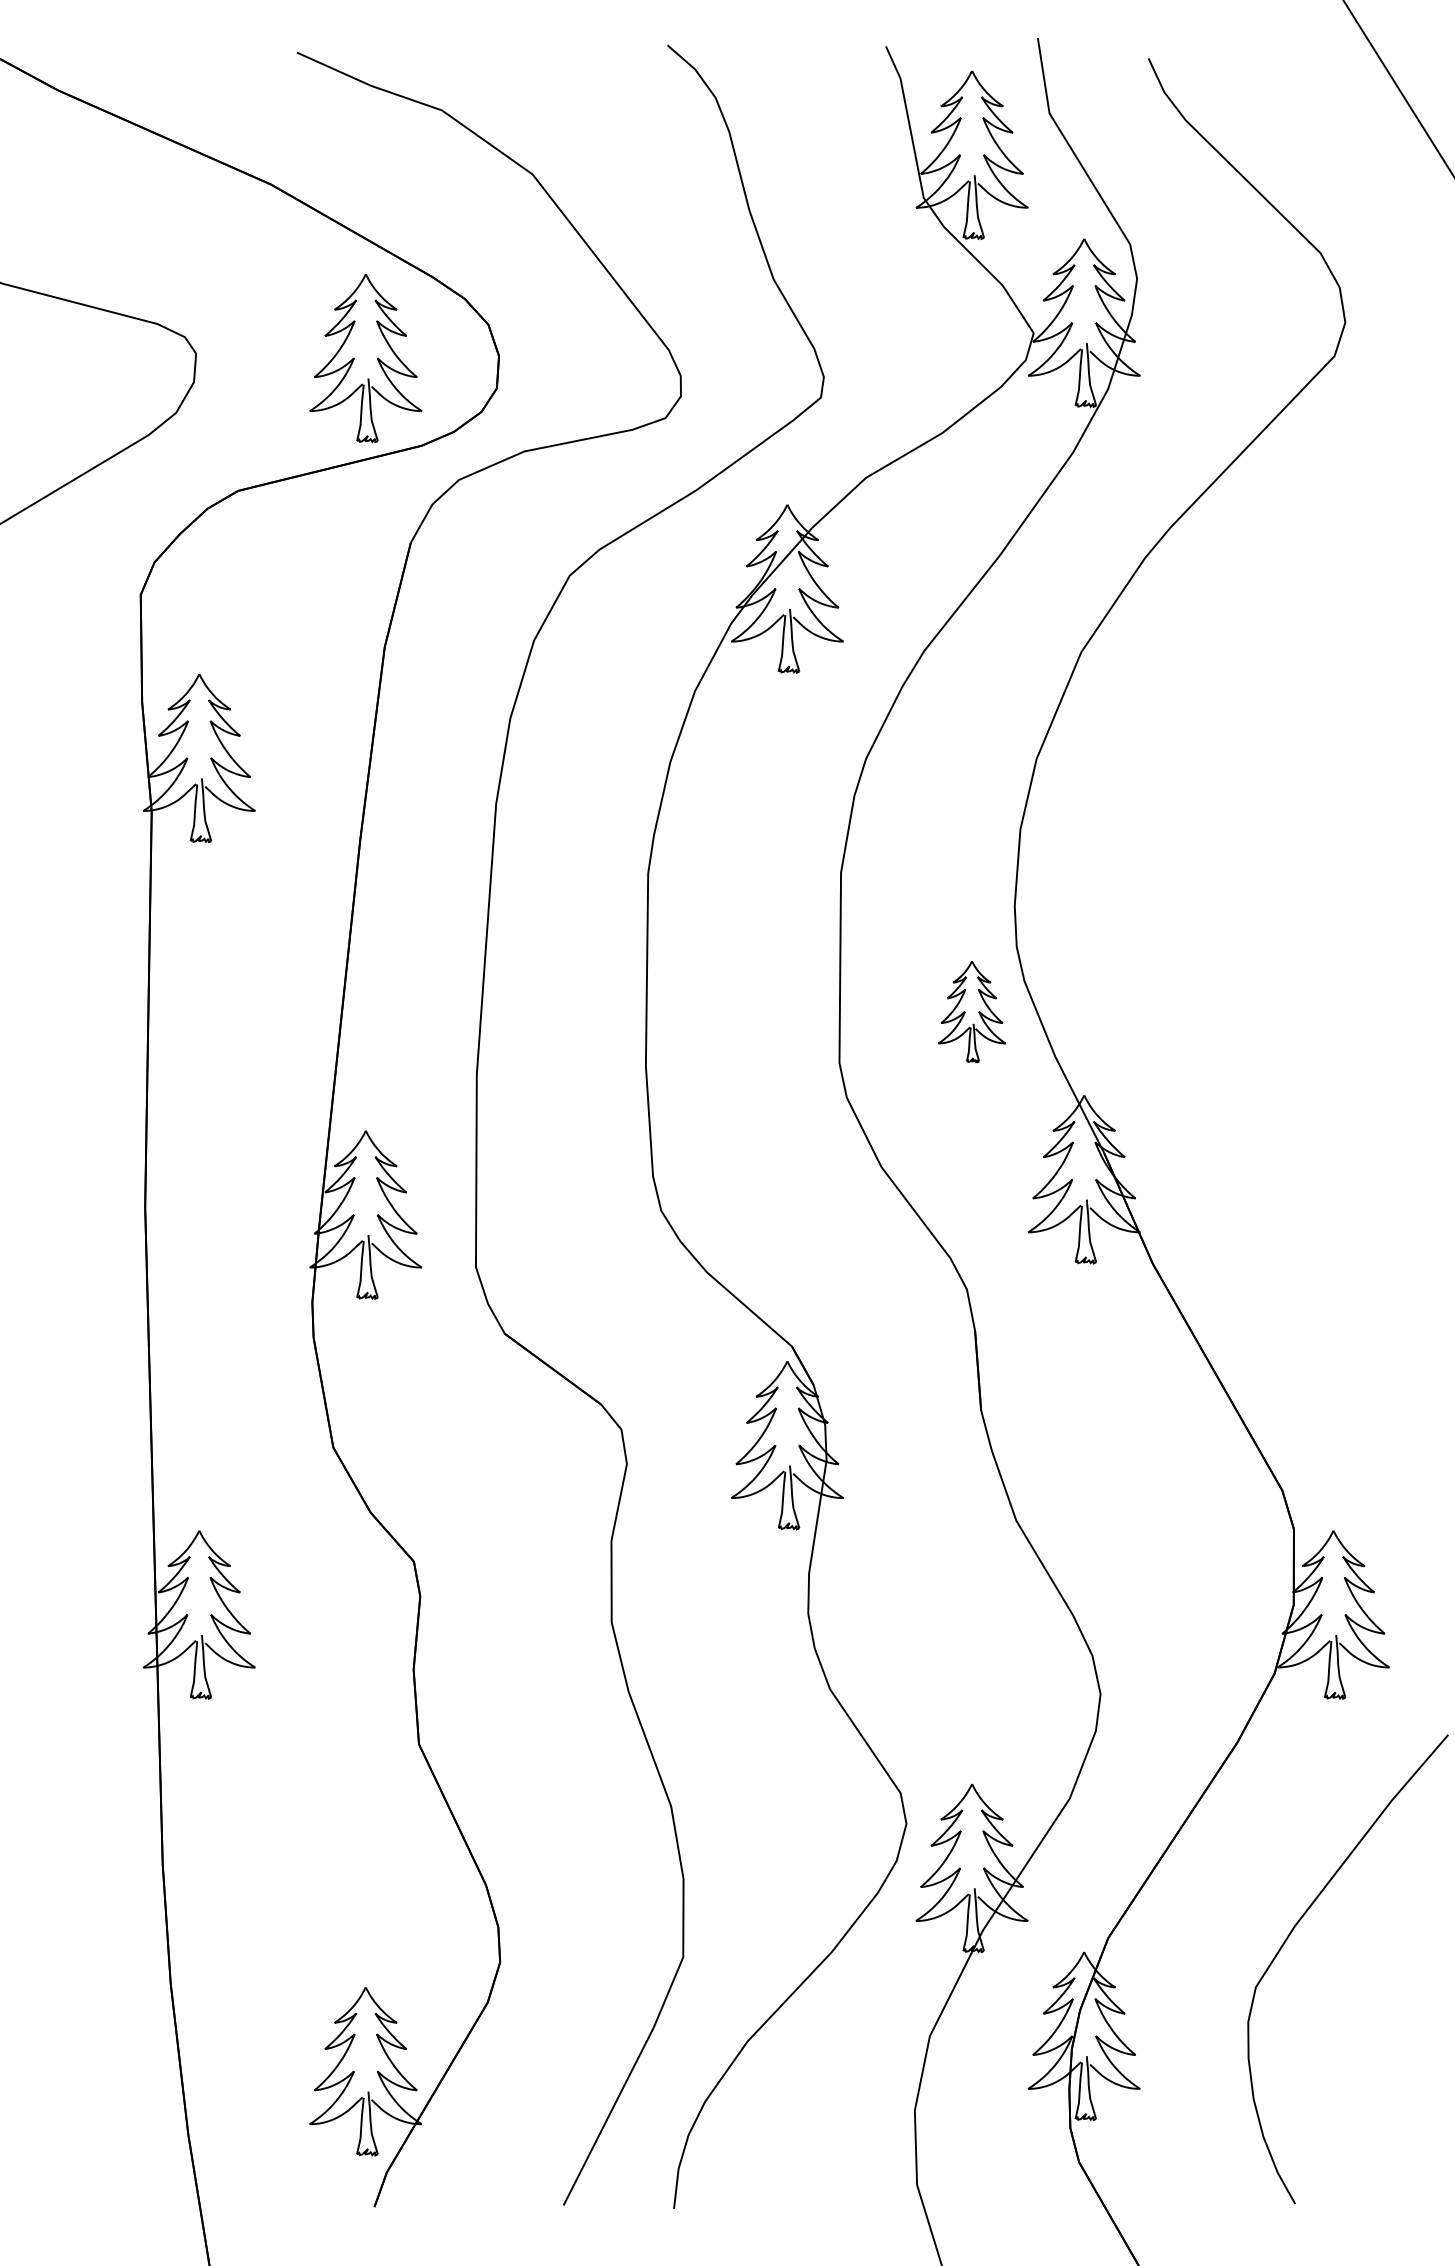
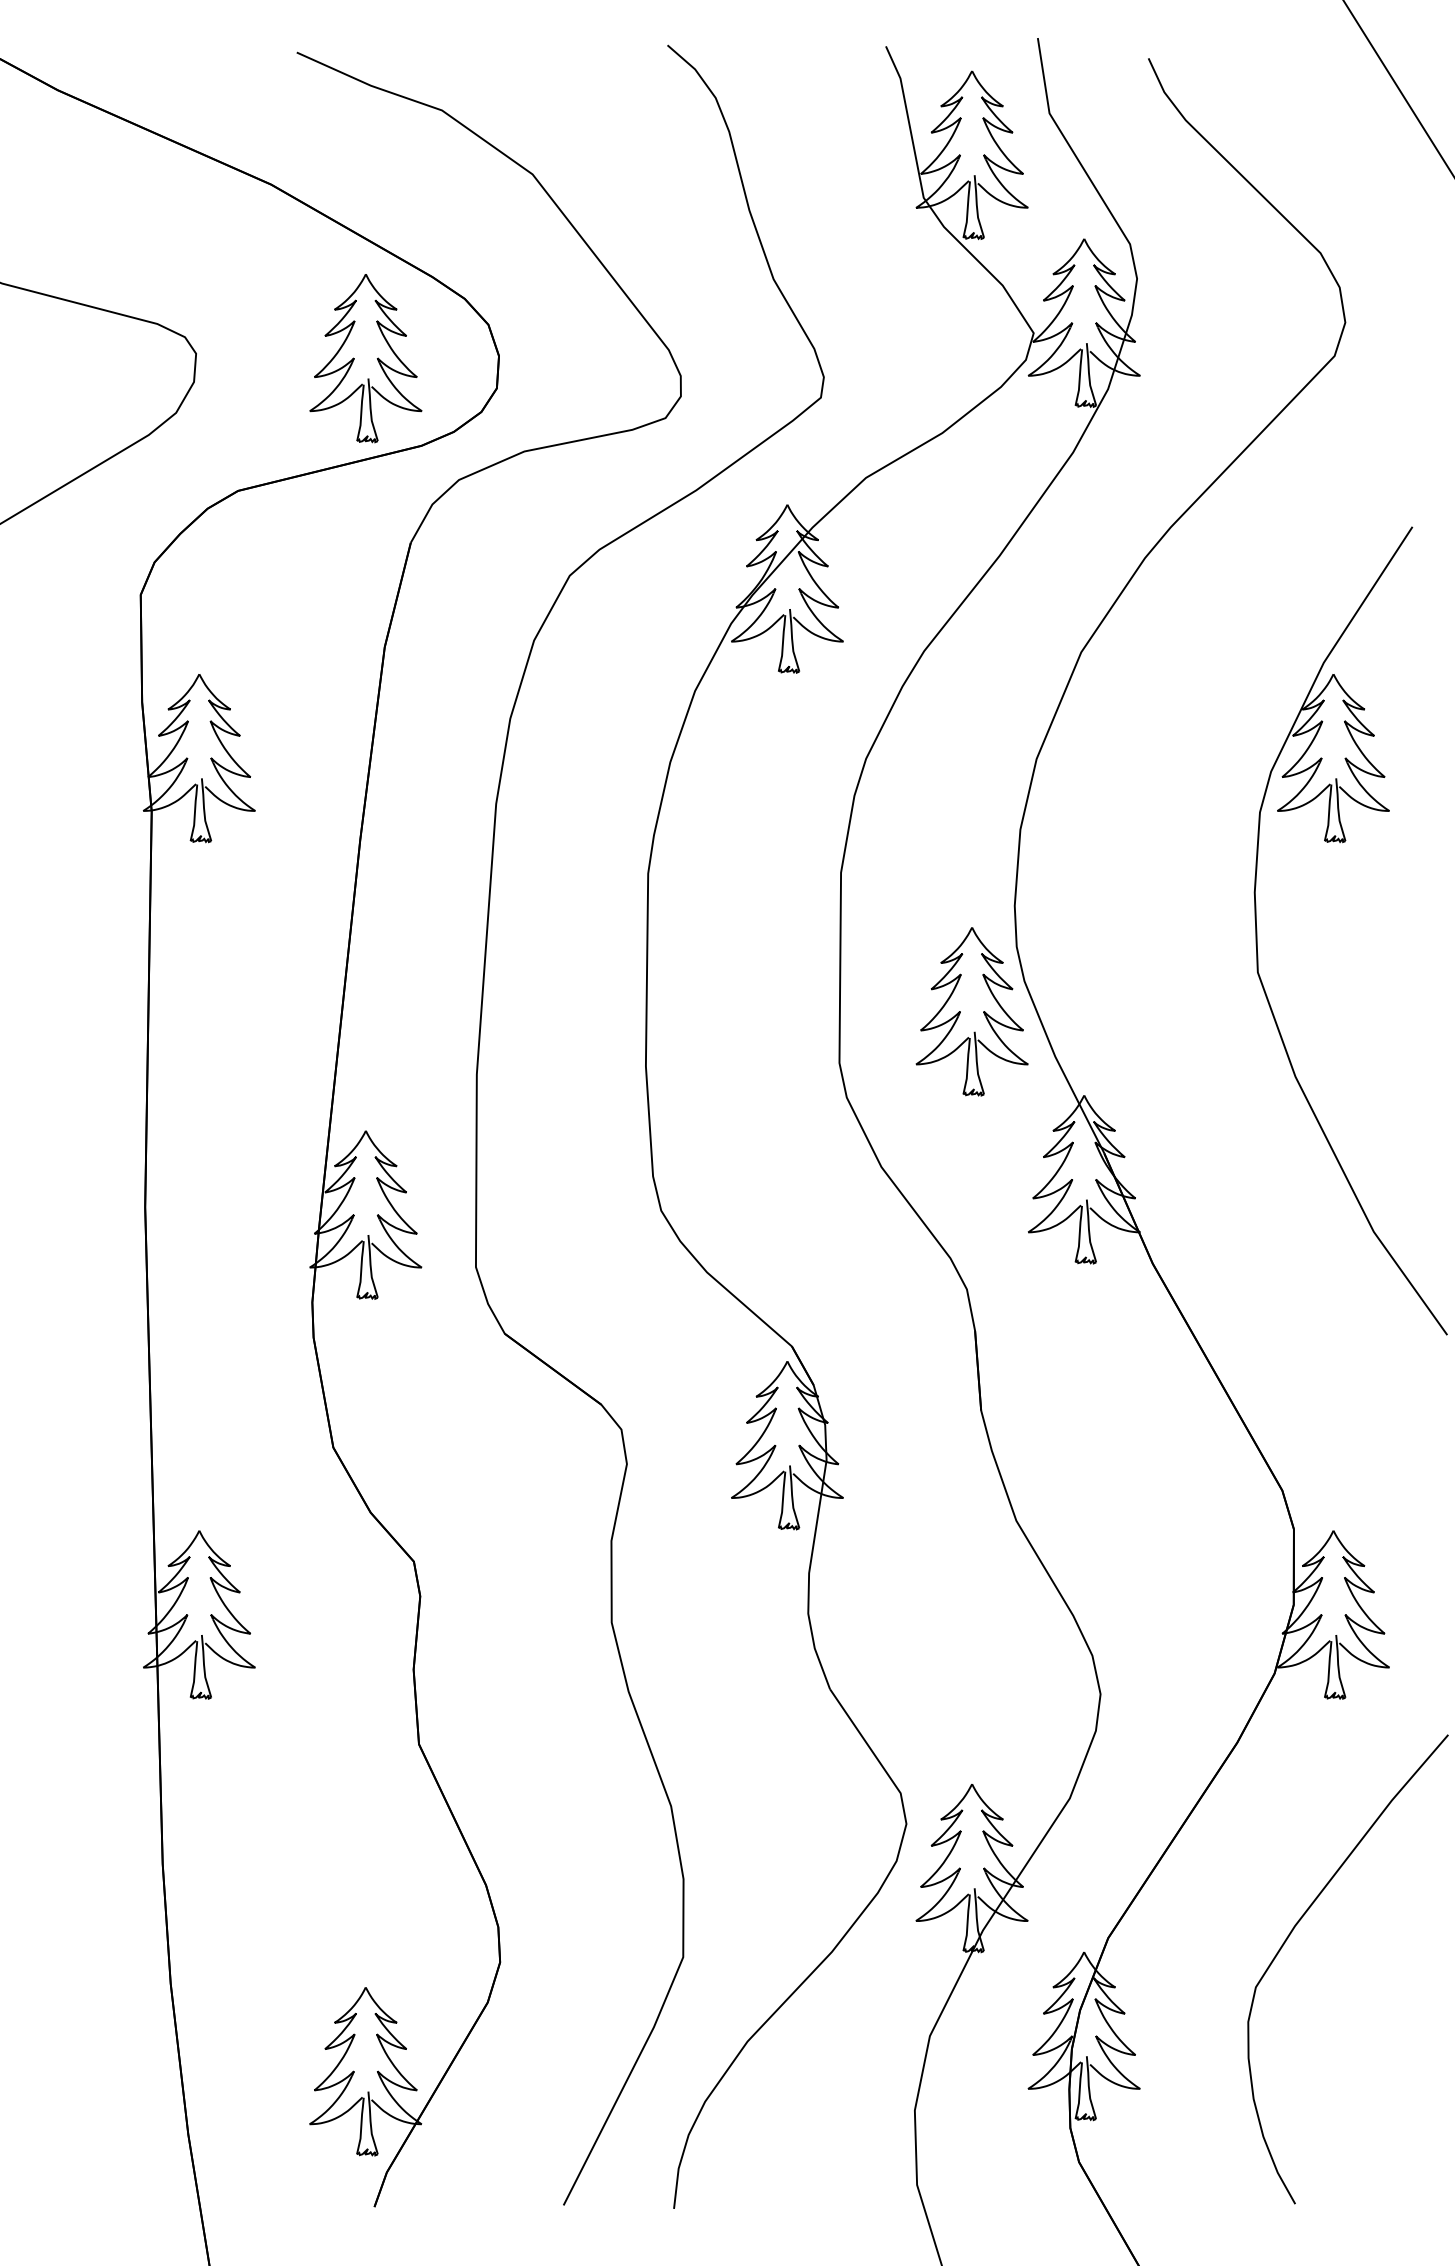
part: none -> present (1342, 843)
part size: 68x103 px -> 114x170 px (971, 1011)
